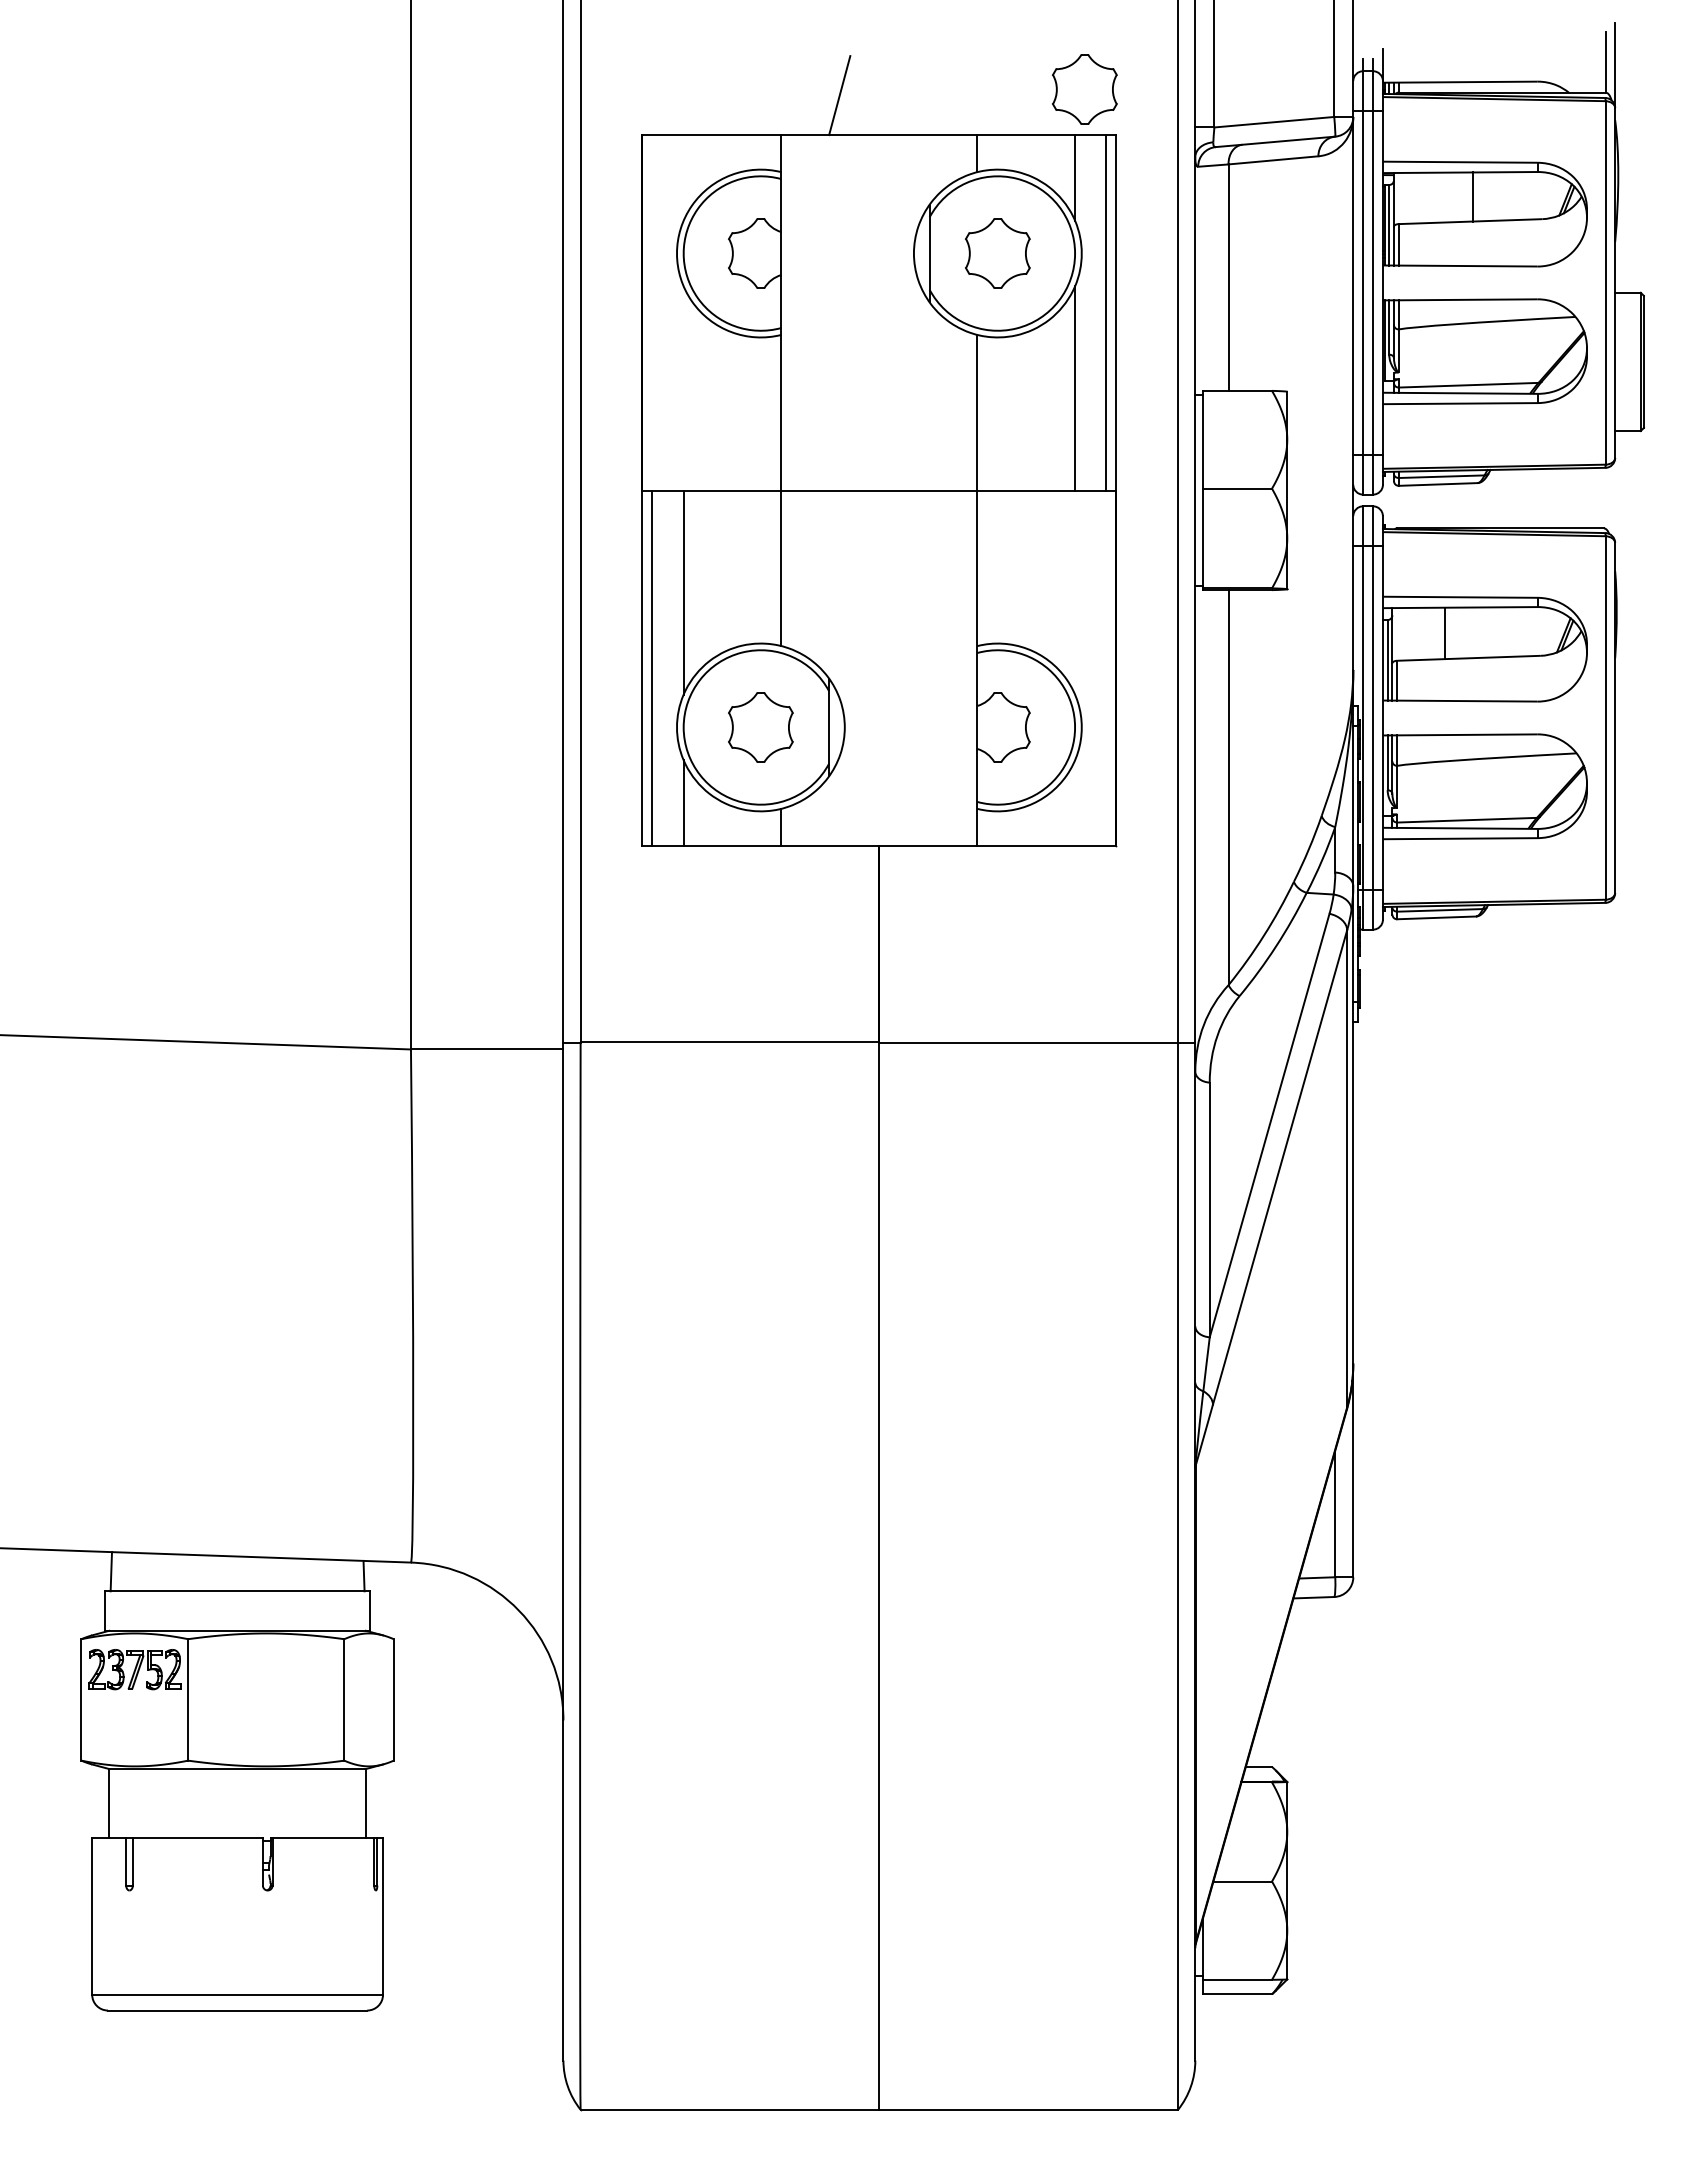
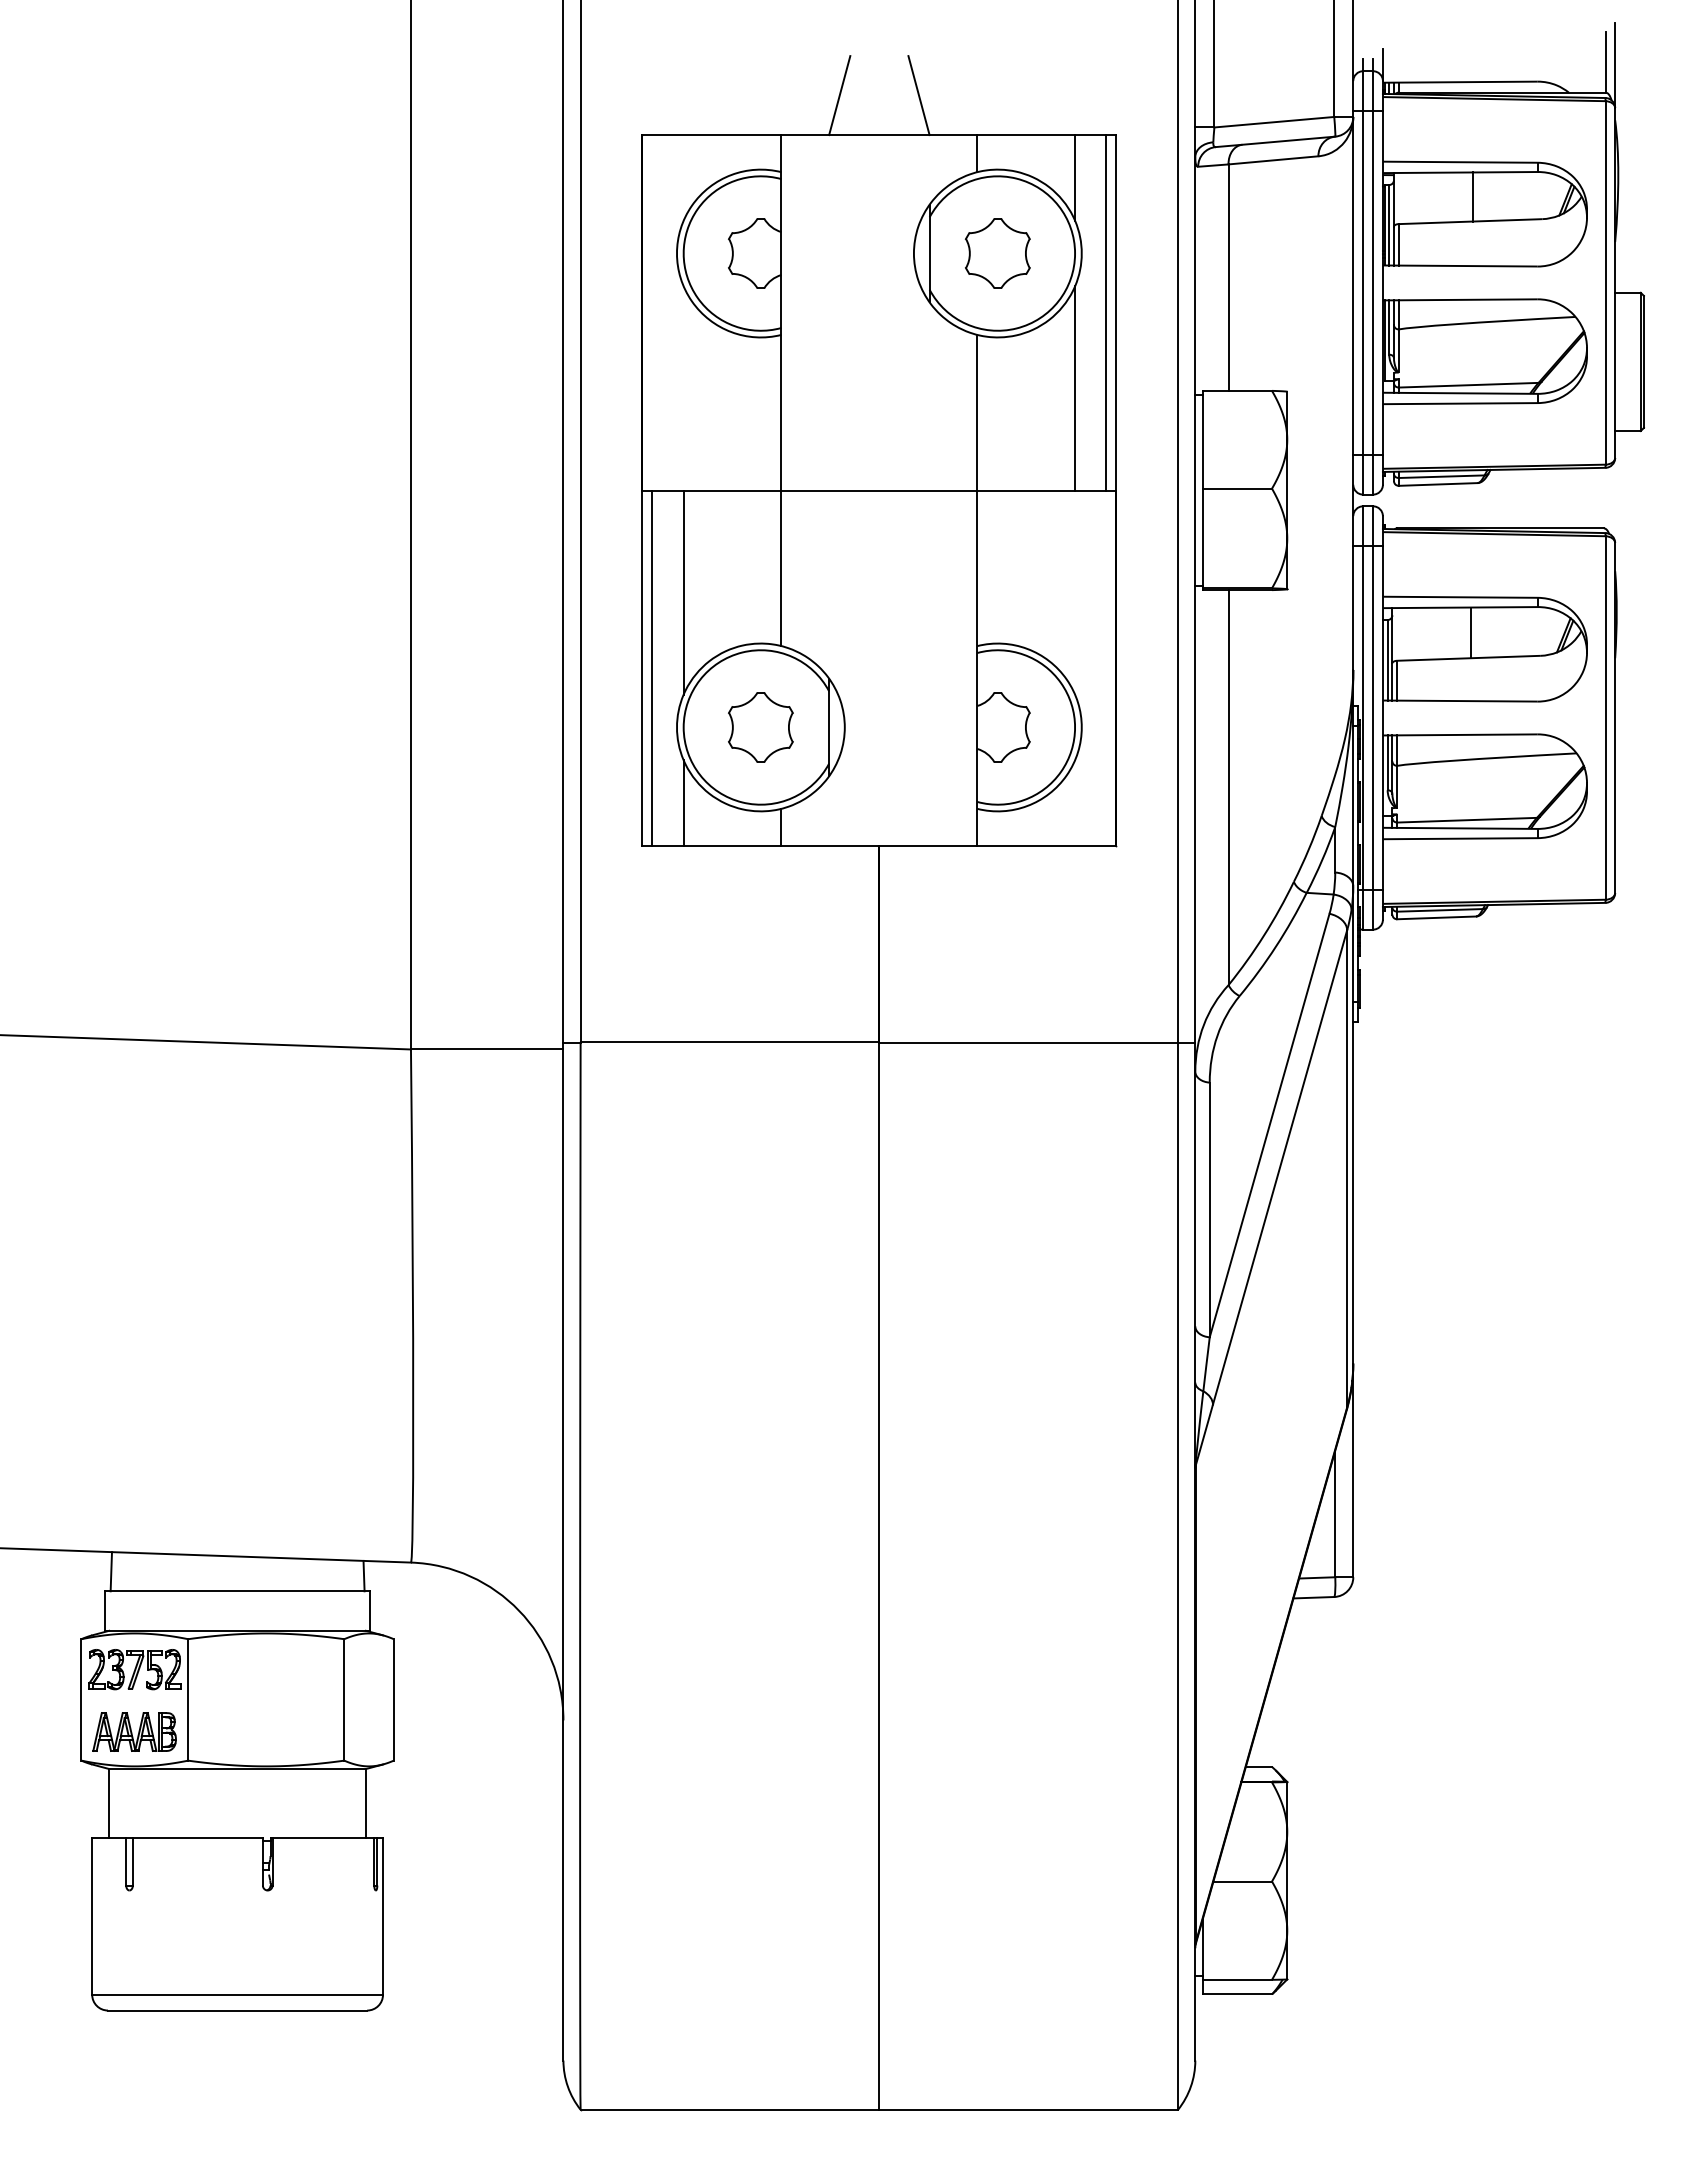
part: present -> none (1084, 89)
line: none -> present (918, 95)
line position: (1445, 632) -> (1471, 632) (1471, 632)
part: none -> present (134, 1731)
